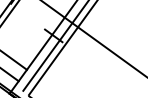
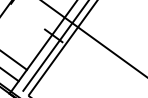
line: present -> none (9, 13)
